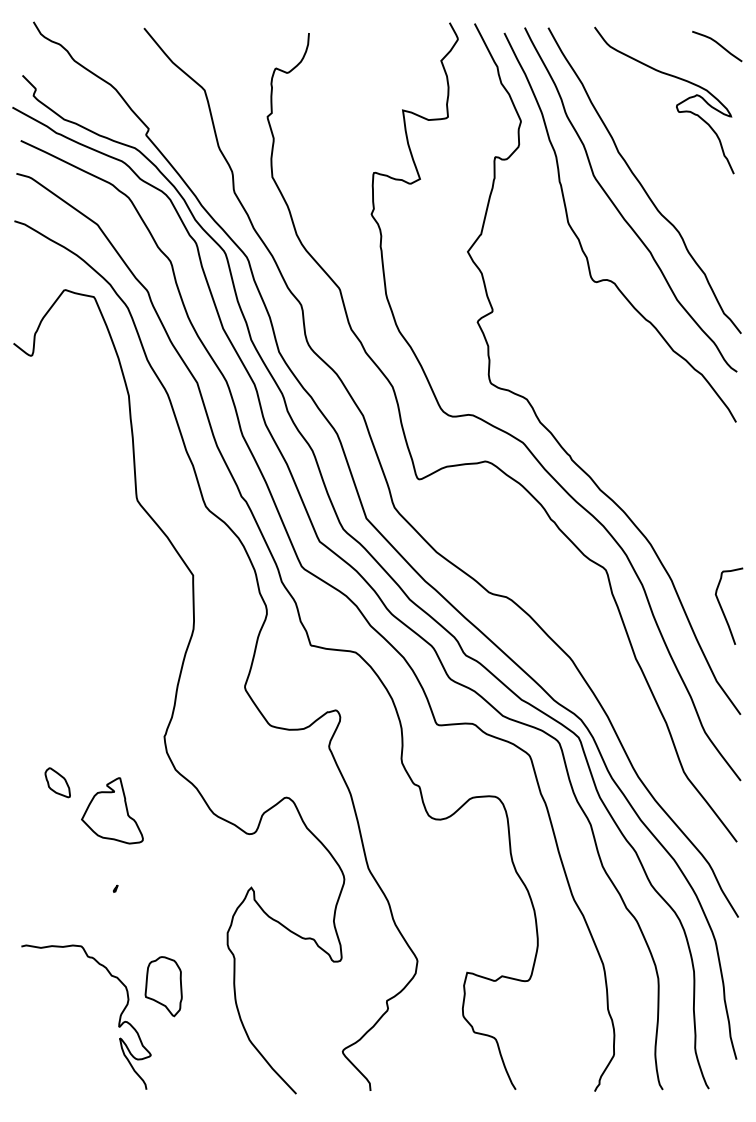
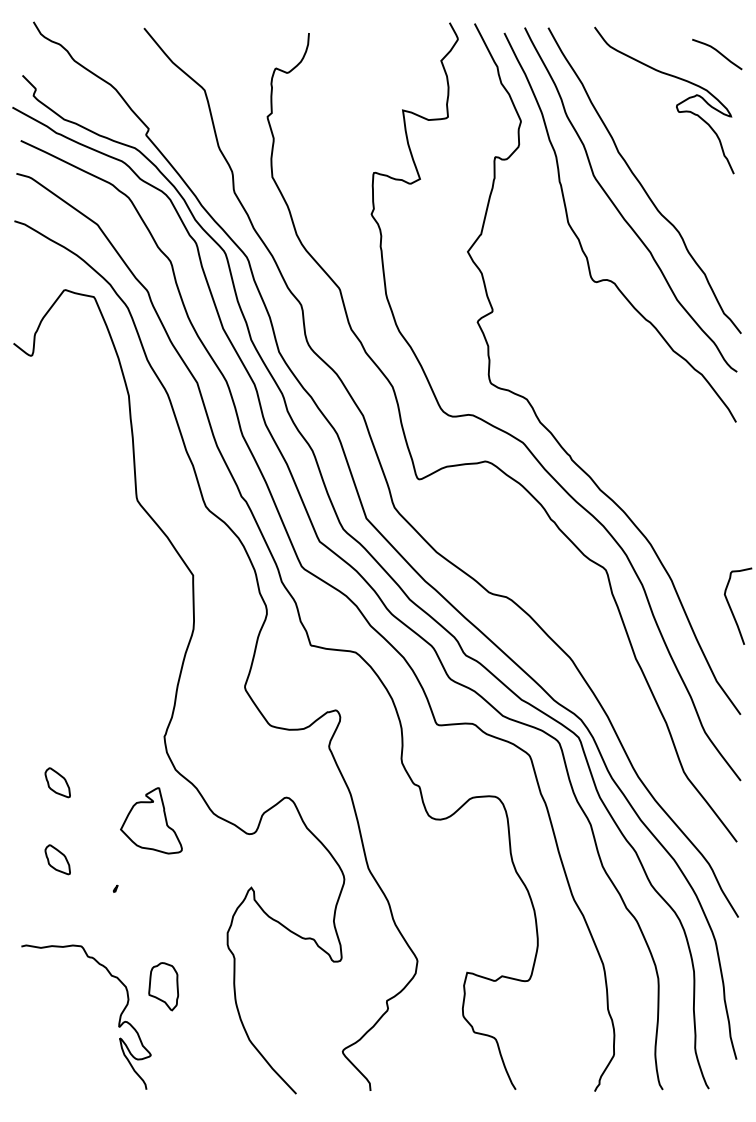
curve position: (718, 45) -> (718, 53) (718, 53)
curve position: (722, 607) -> (731, 607) (731, 607)
part position: (112, 810) -> (151, 820) (151, 820)
part: none -> present (57, 859)
part size: 39x62 px -> 32x50 px (163, 986)
